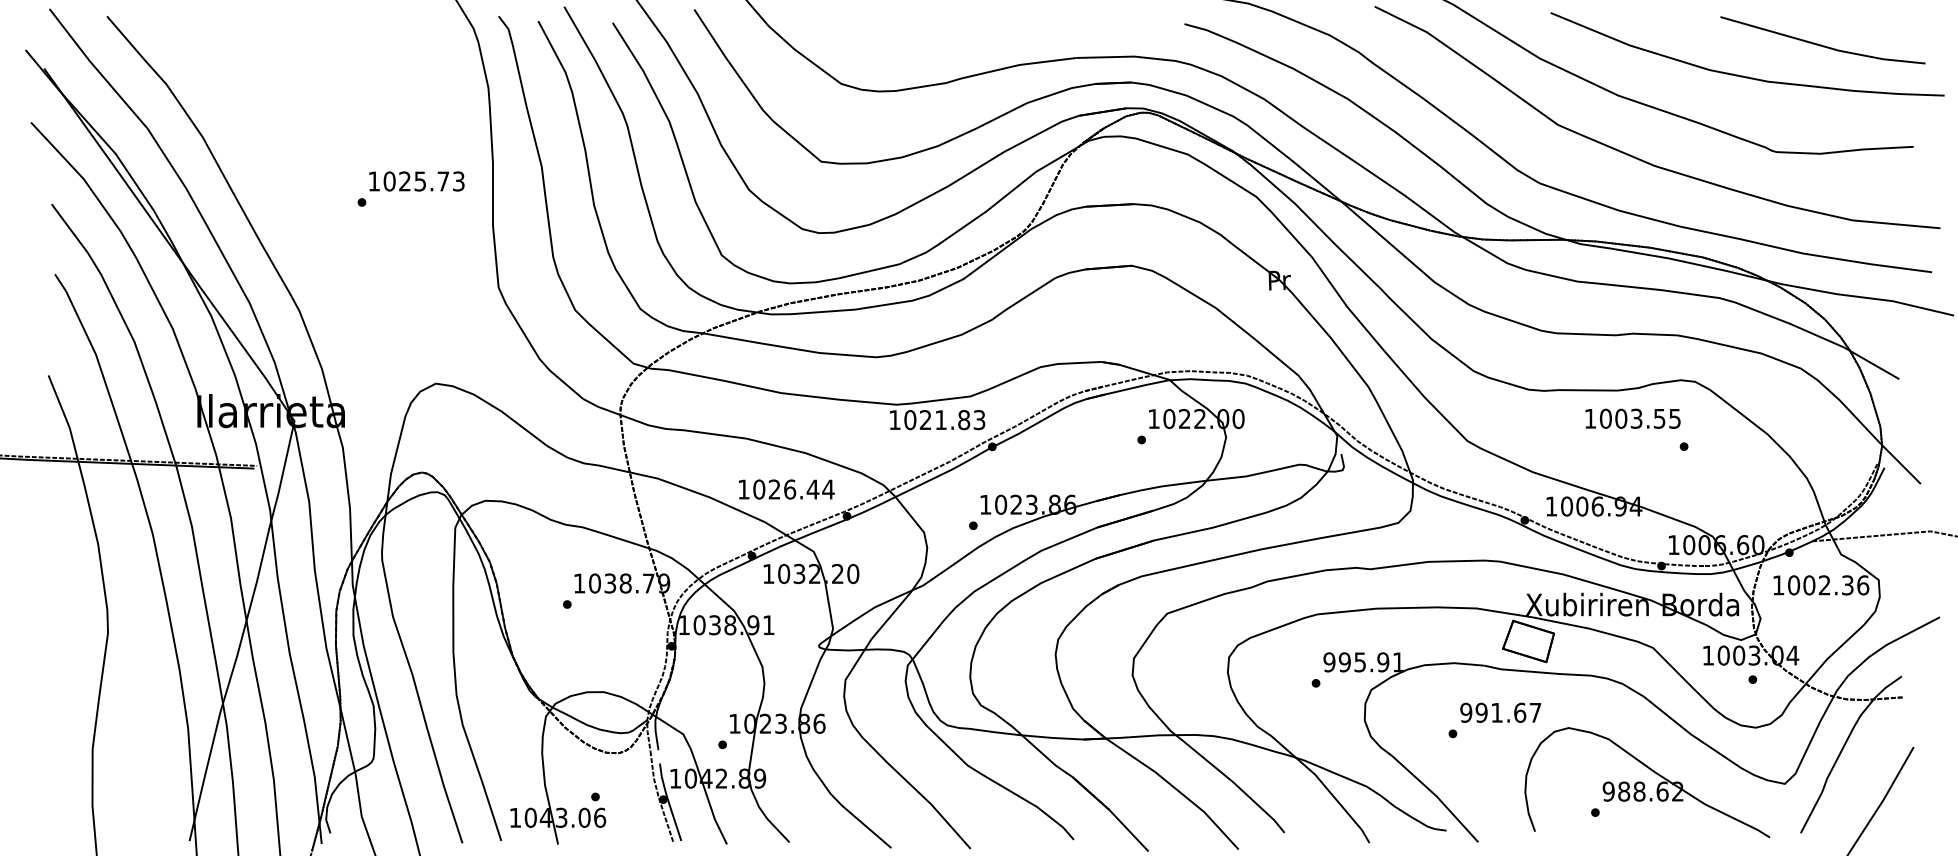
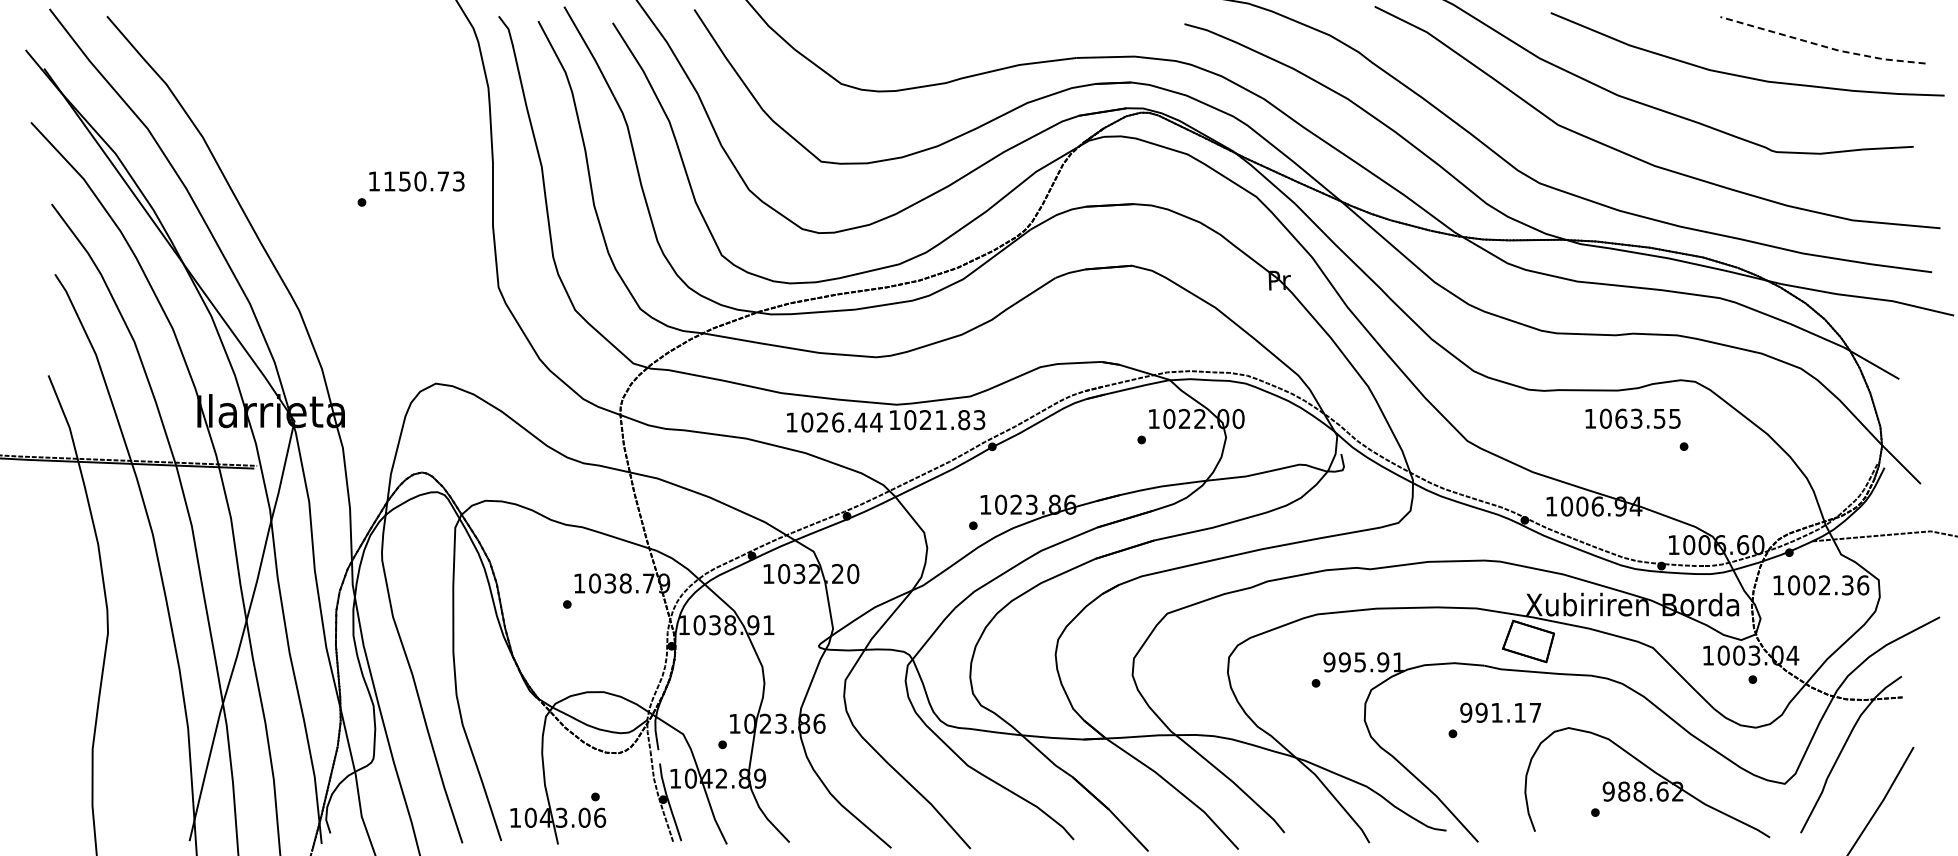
line: solid -> dashed (1822, 46)
text: 1025.73 -> 1150.73 (404, 181)
text: 1003.55 -> 1063.55 (1621, 418)
text position: (786, 489) -> (834, 422) (834, 422)
text: 991.67 -> 991.17 (1520, 712)
